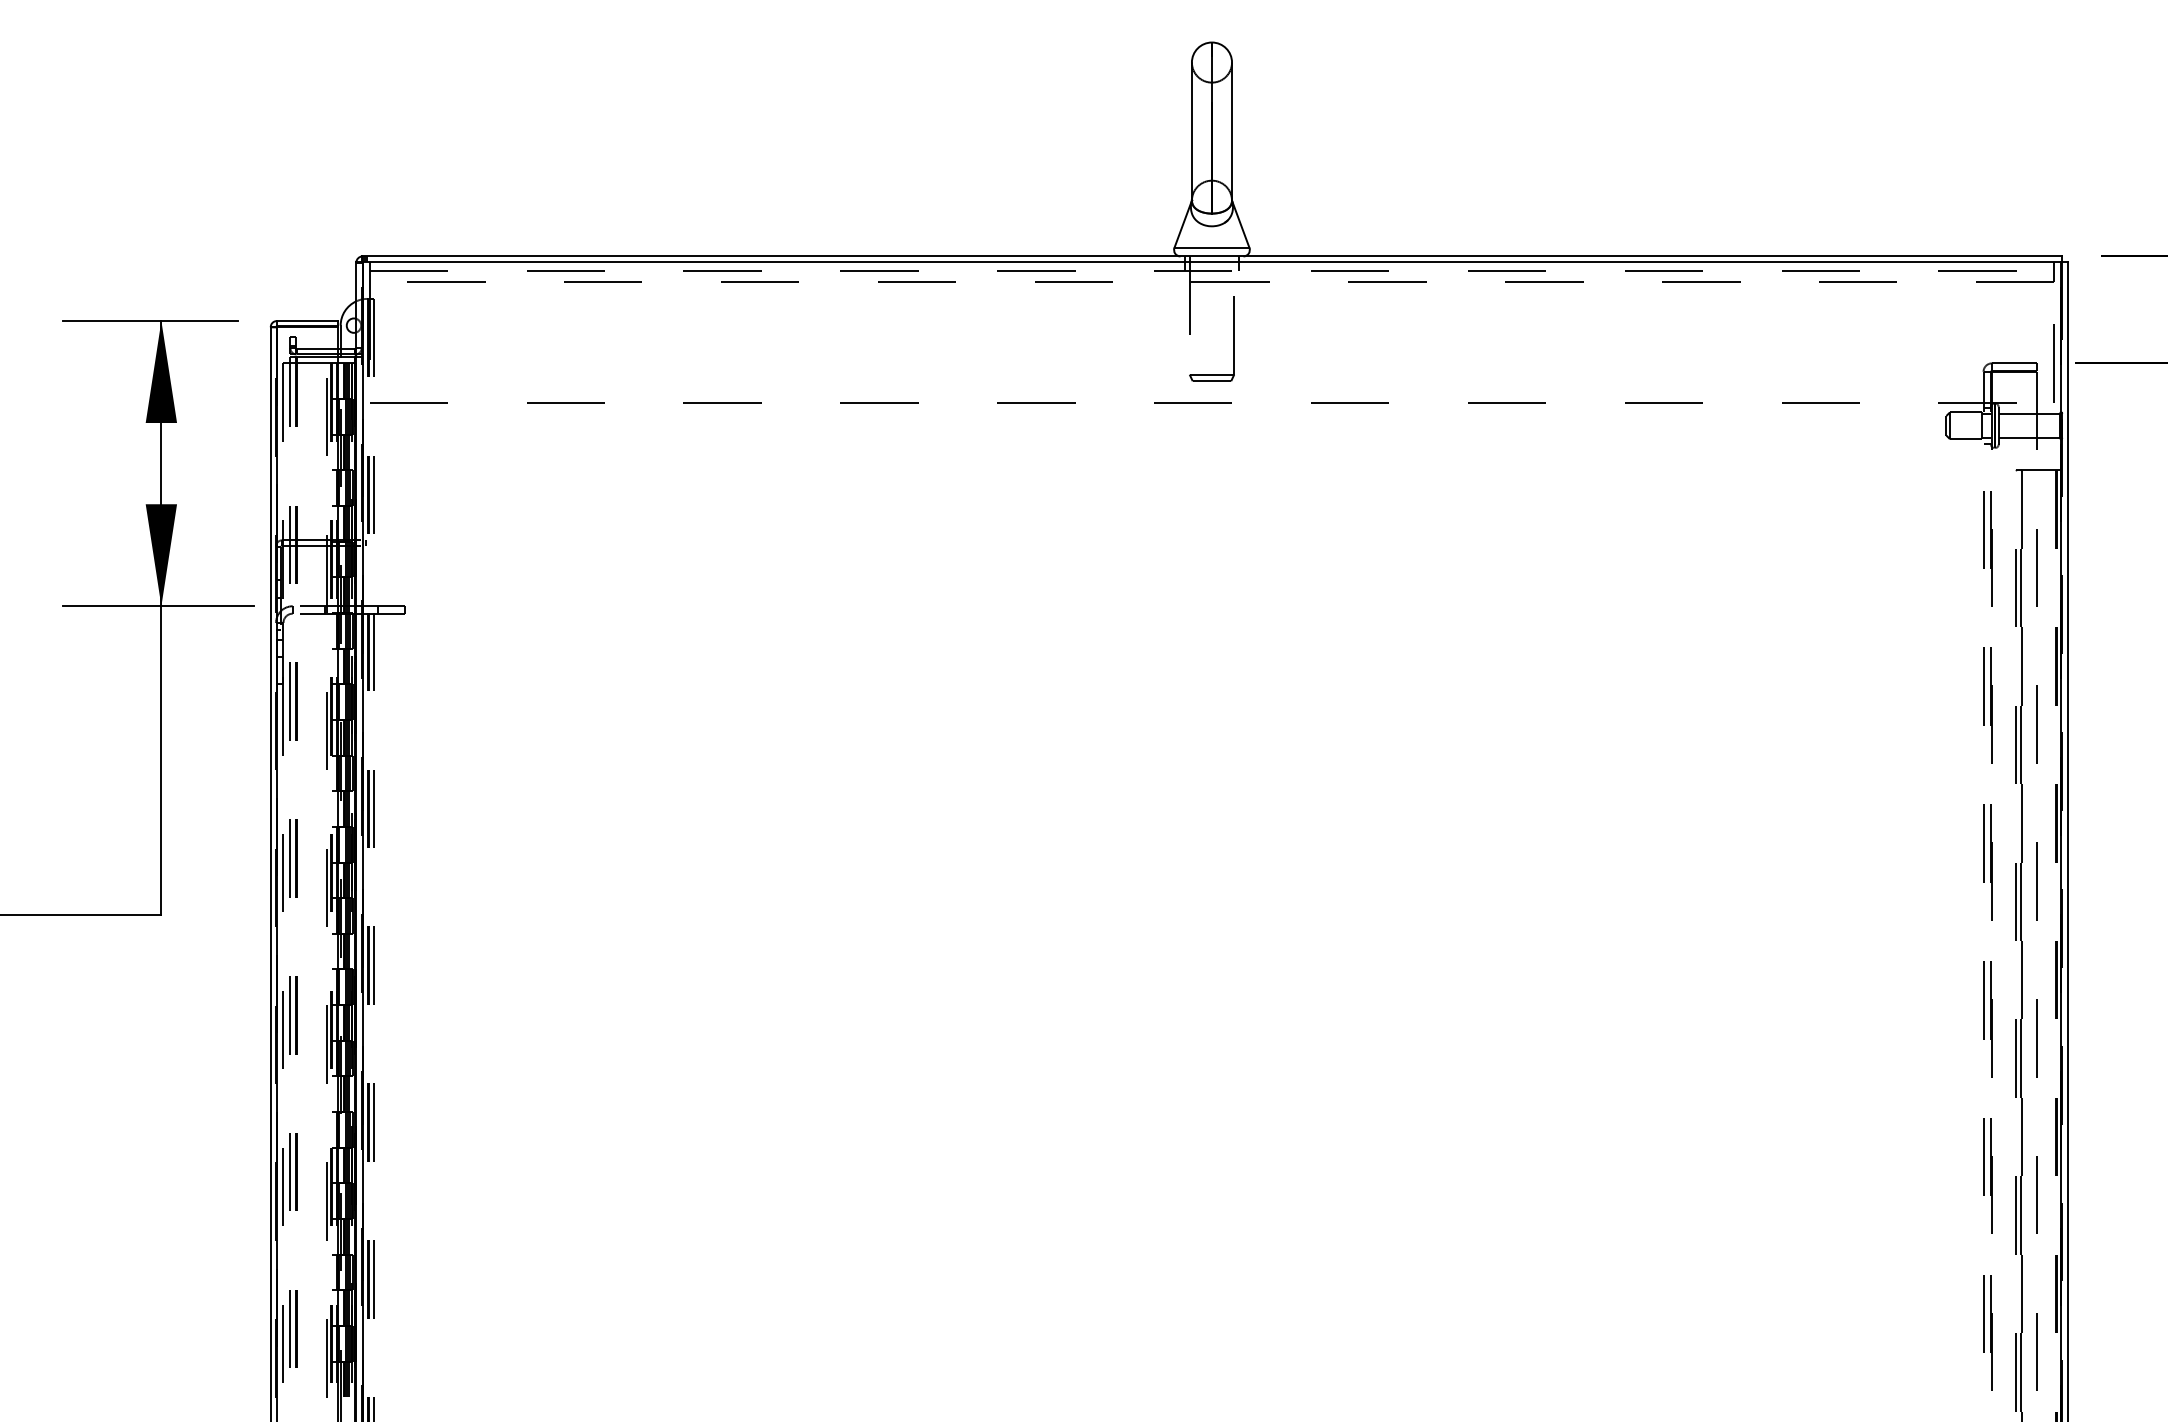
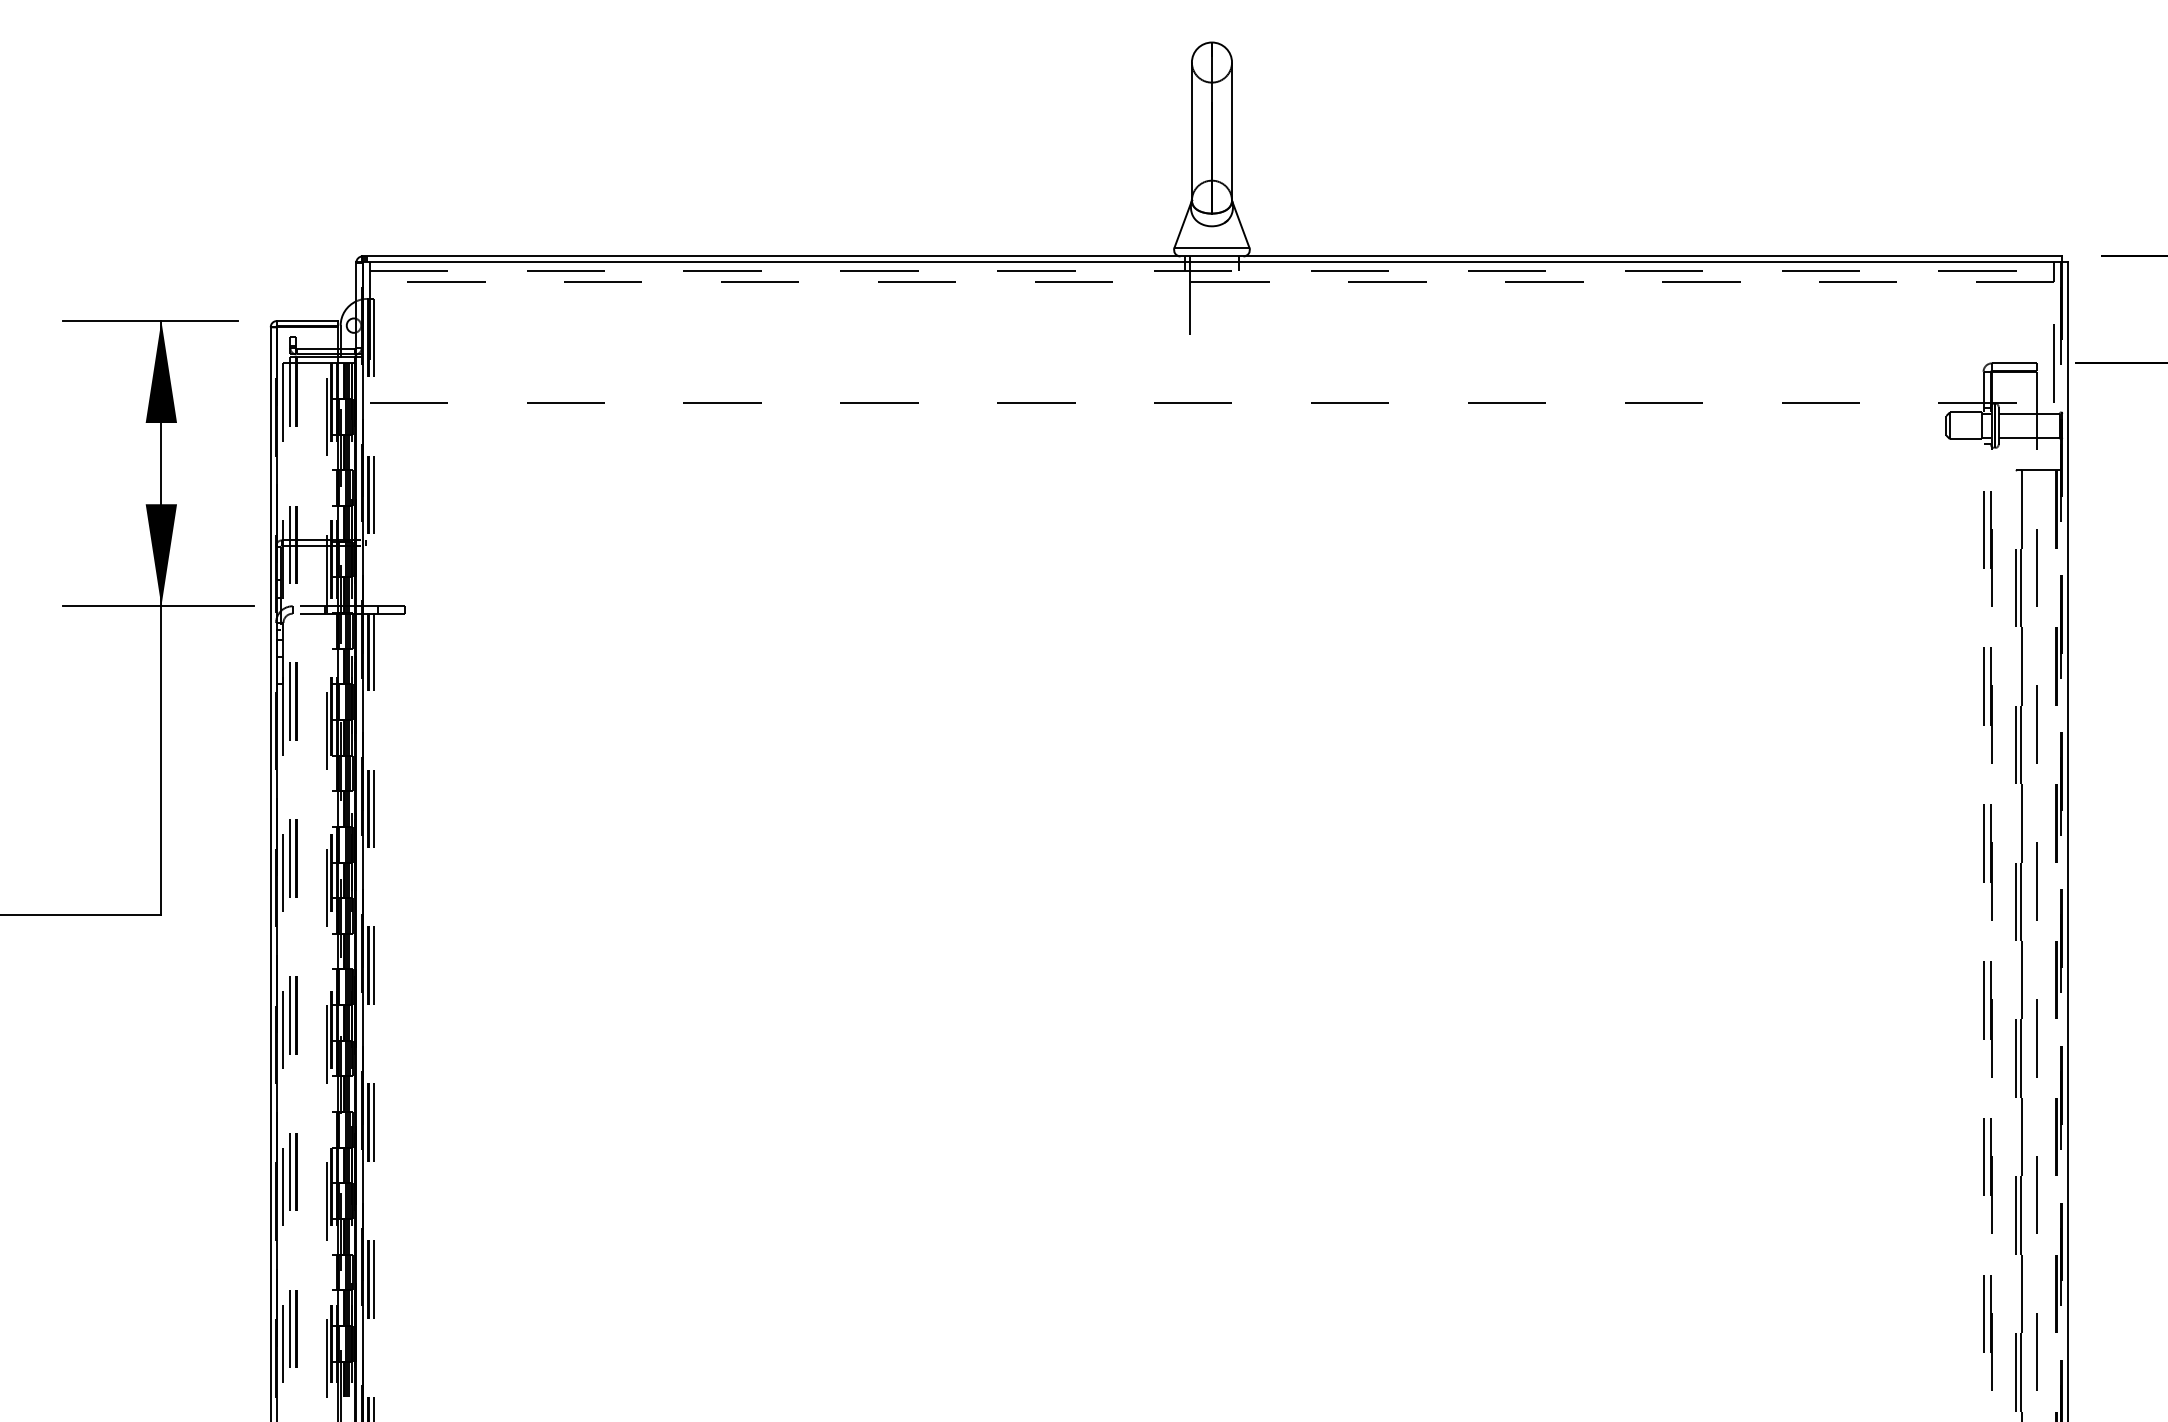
part: present -> none (1233, 338)
line: solid -> dashed (2061, 841)
